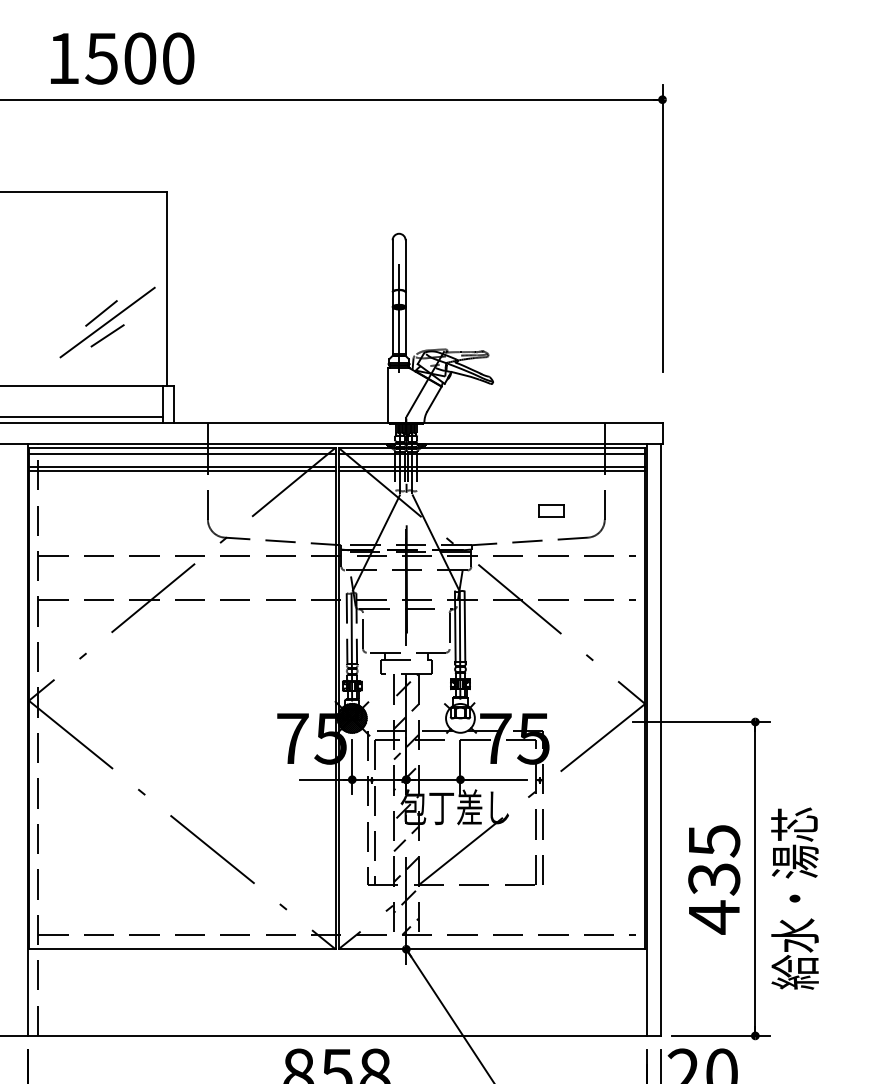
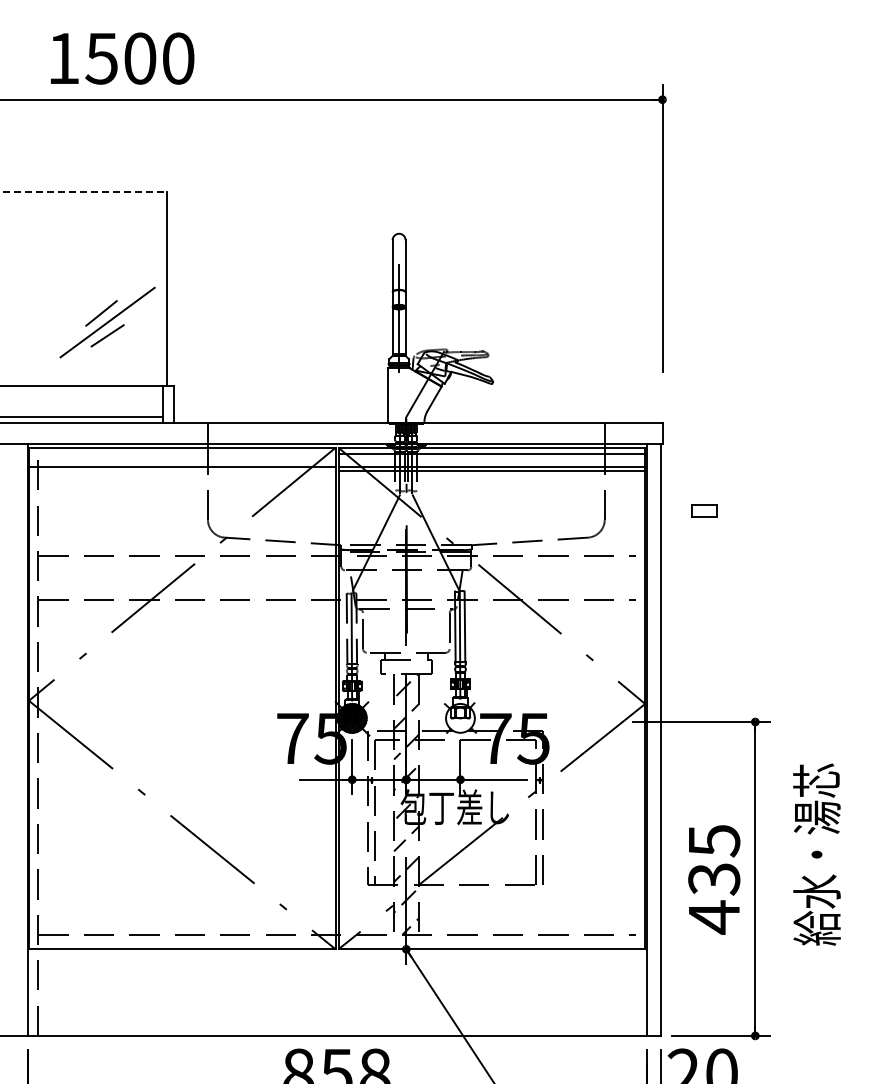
line: solid -> dashed (83, 191)
line: present -> none (181, 453)
line: present -> none (181, 470)
part position: (551, 510) -> (704, 510) (704, 510)
text position: (794, 898) -> (816, 854) (816, 854)
